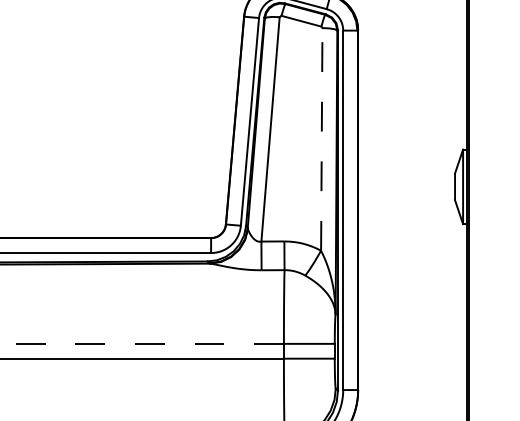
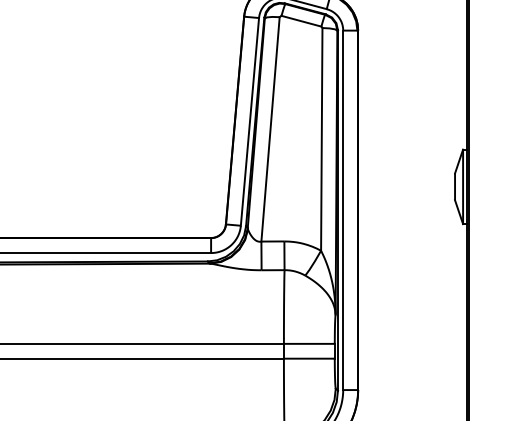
line: dashed -> solid (321, 138)
line: dashed -> solid (142, 343)
